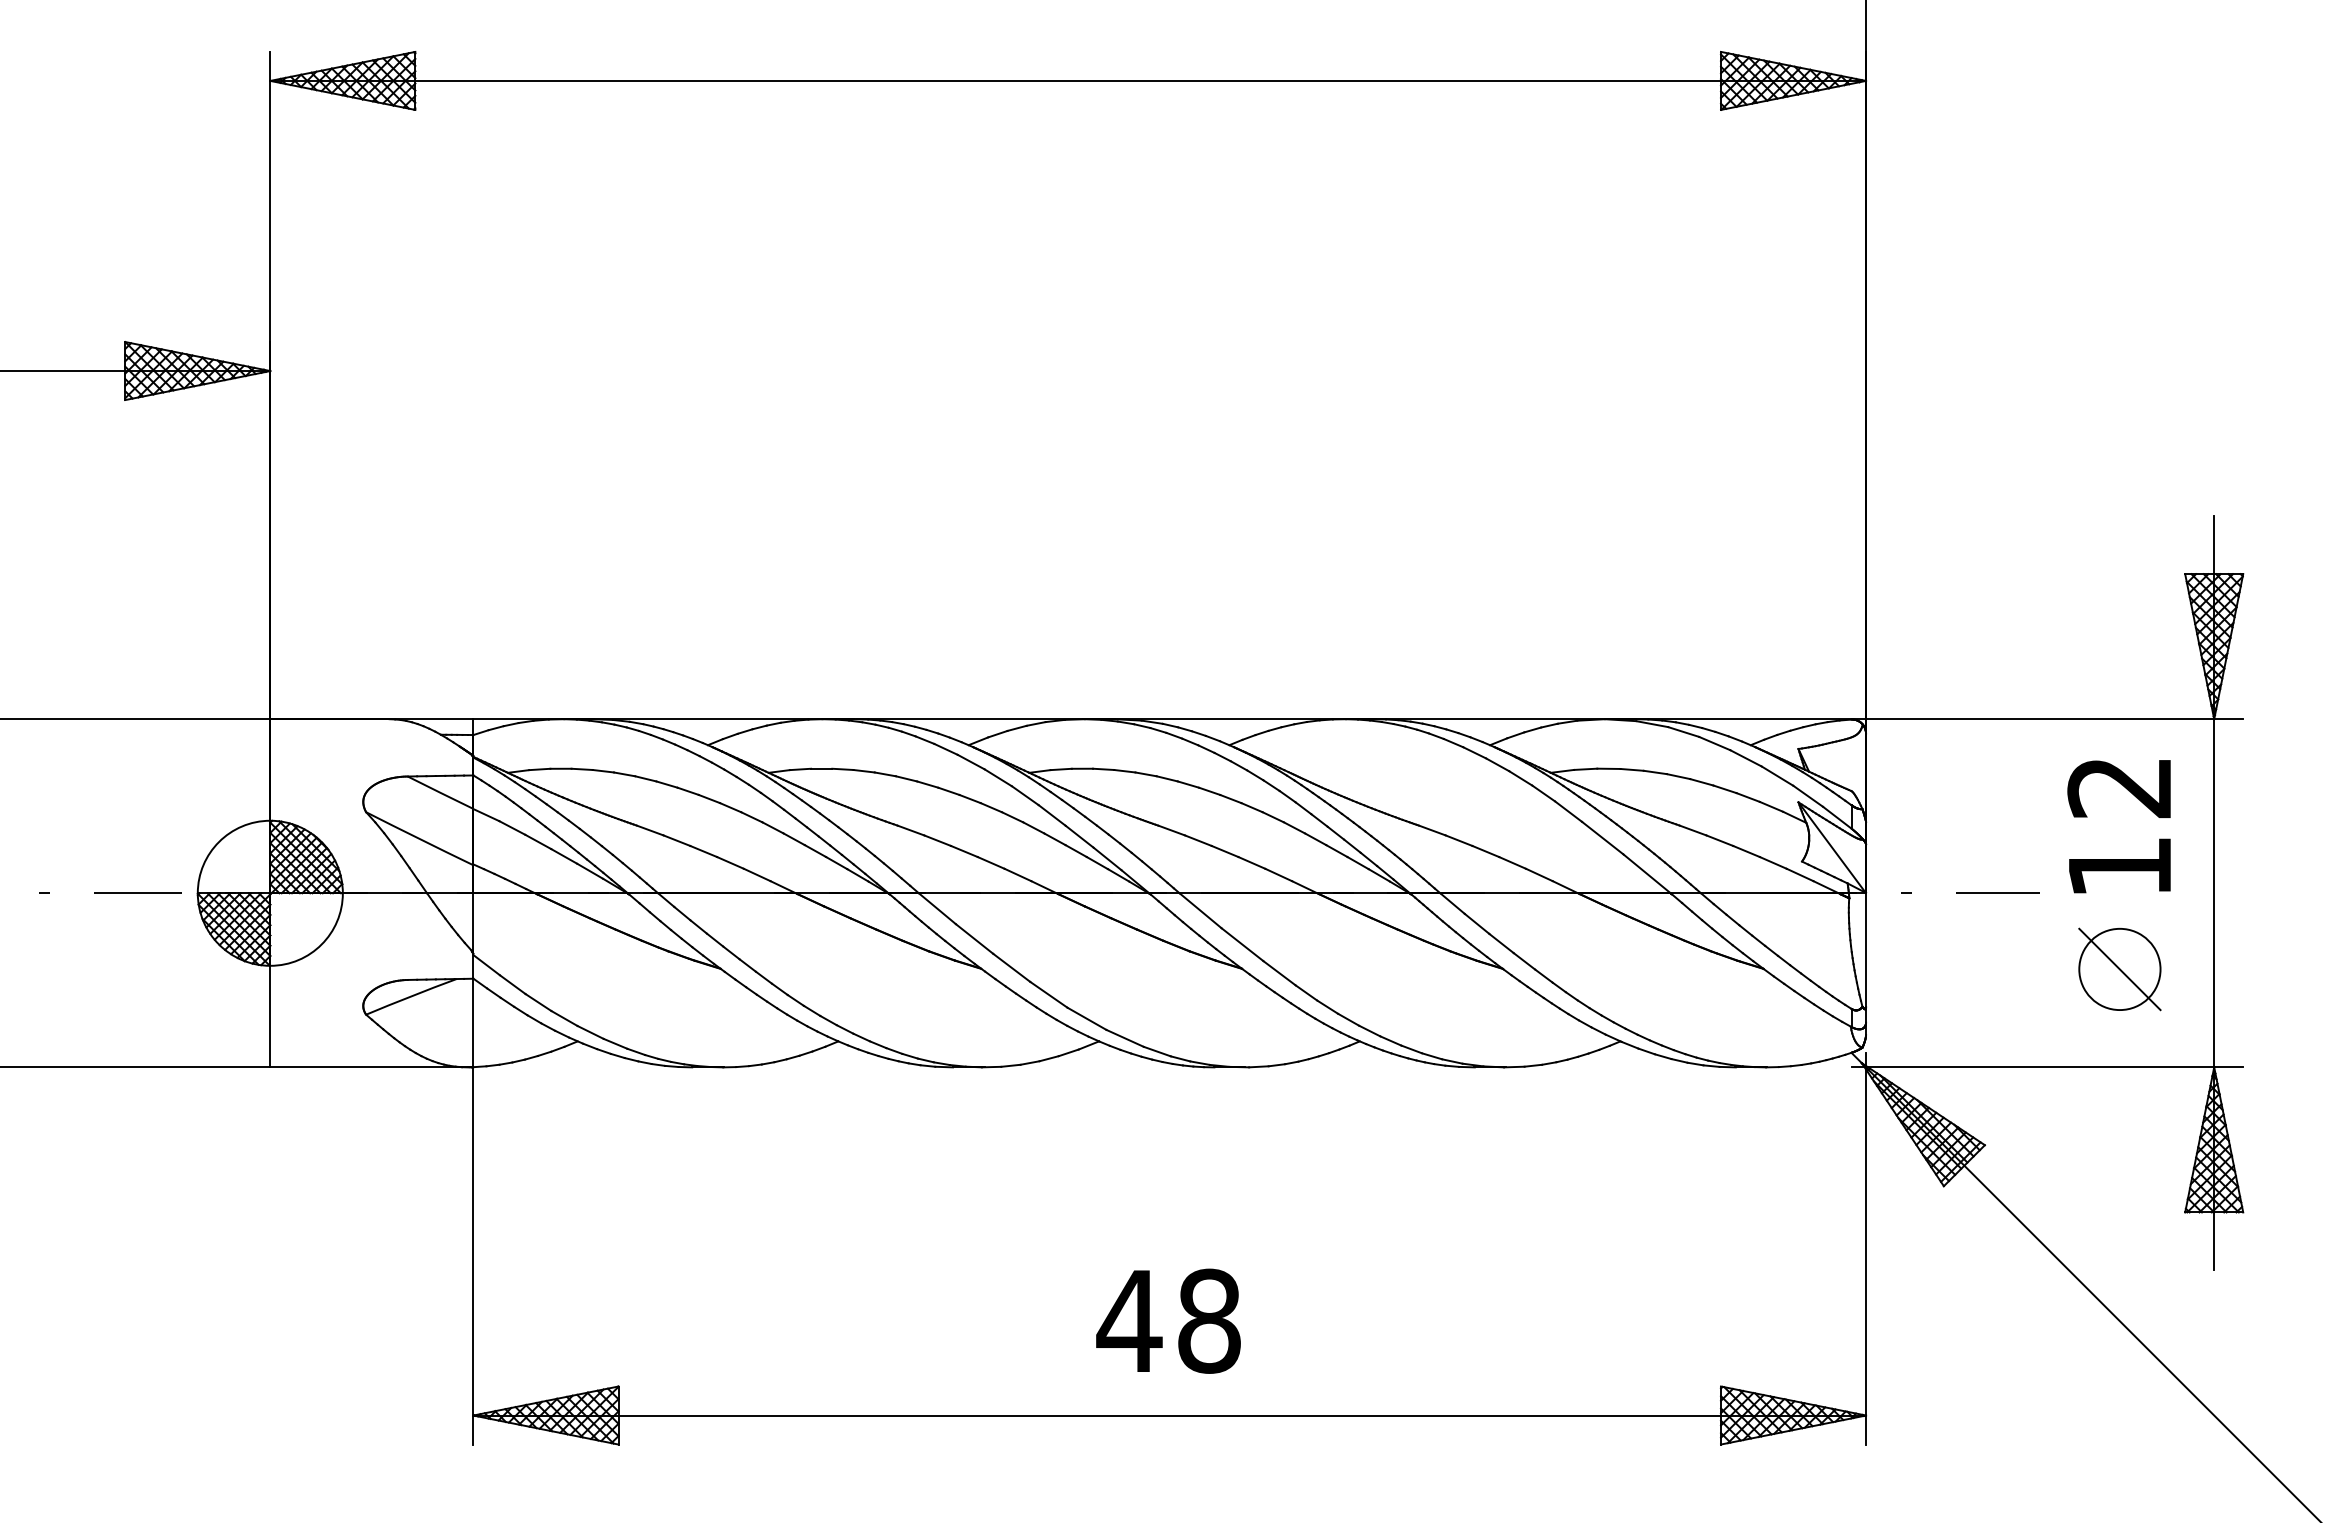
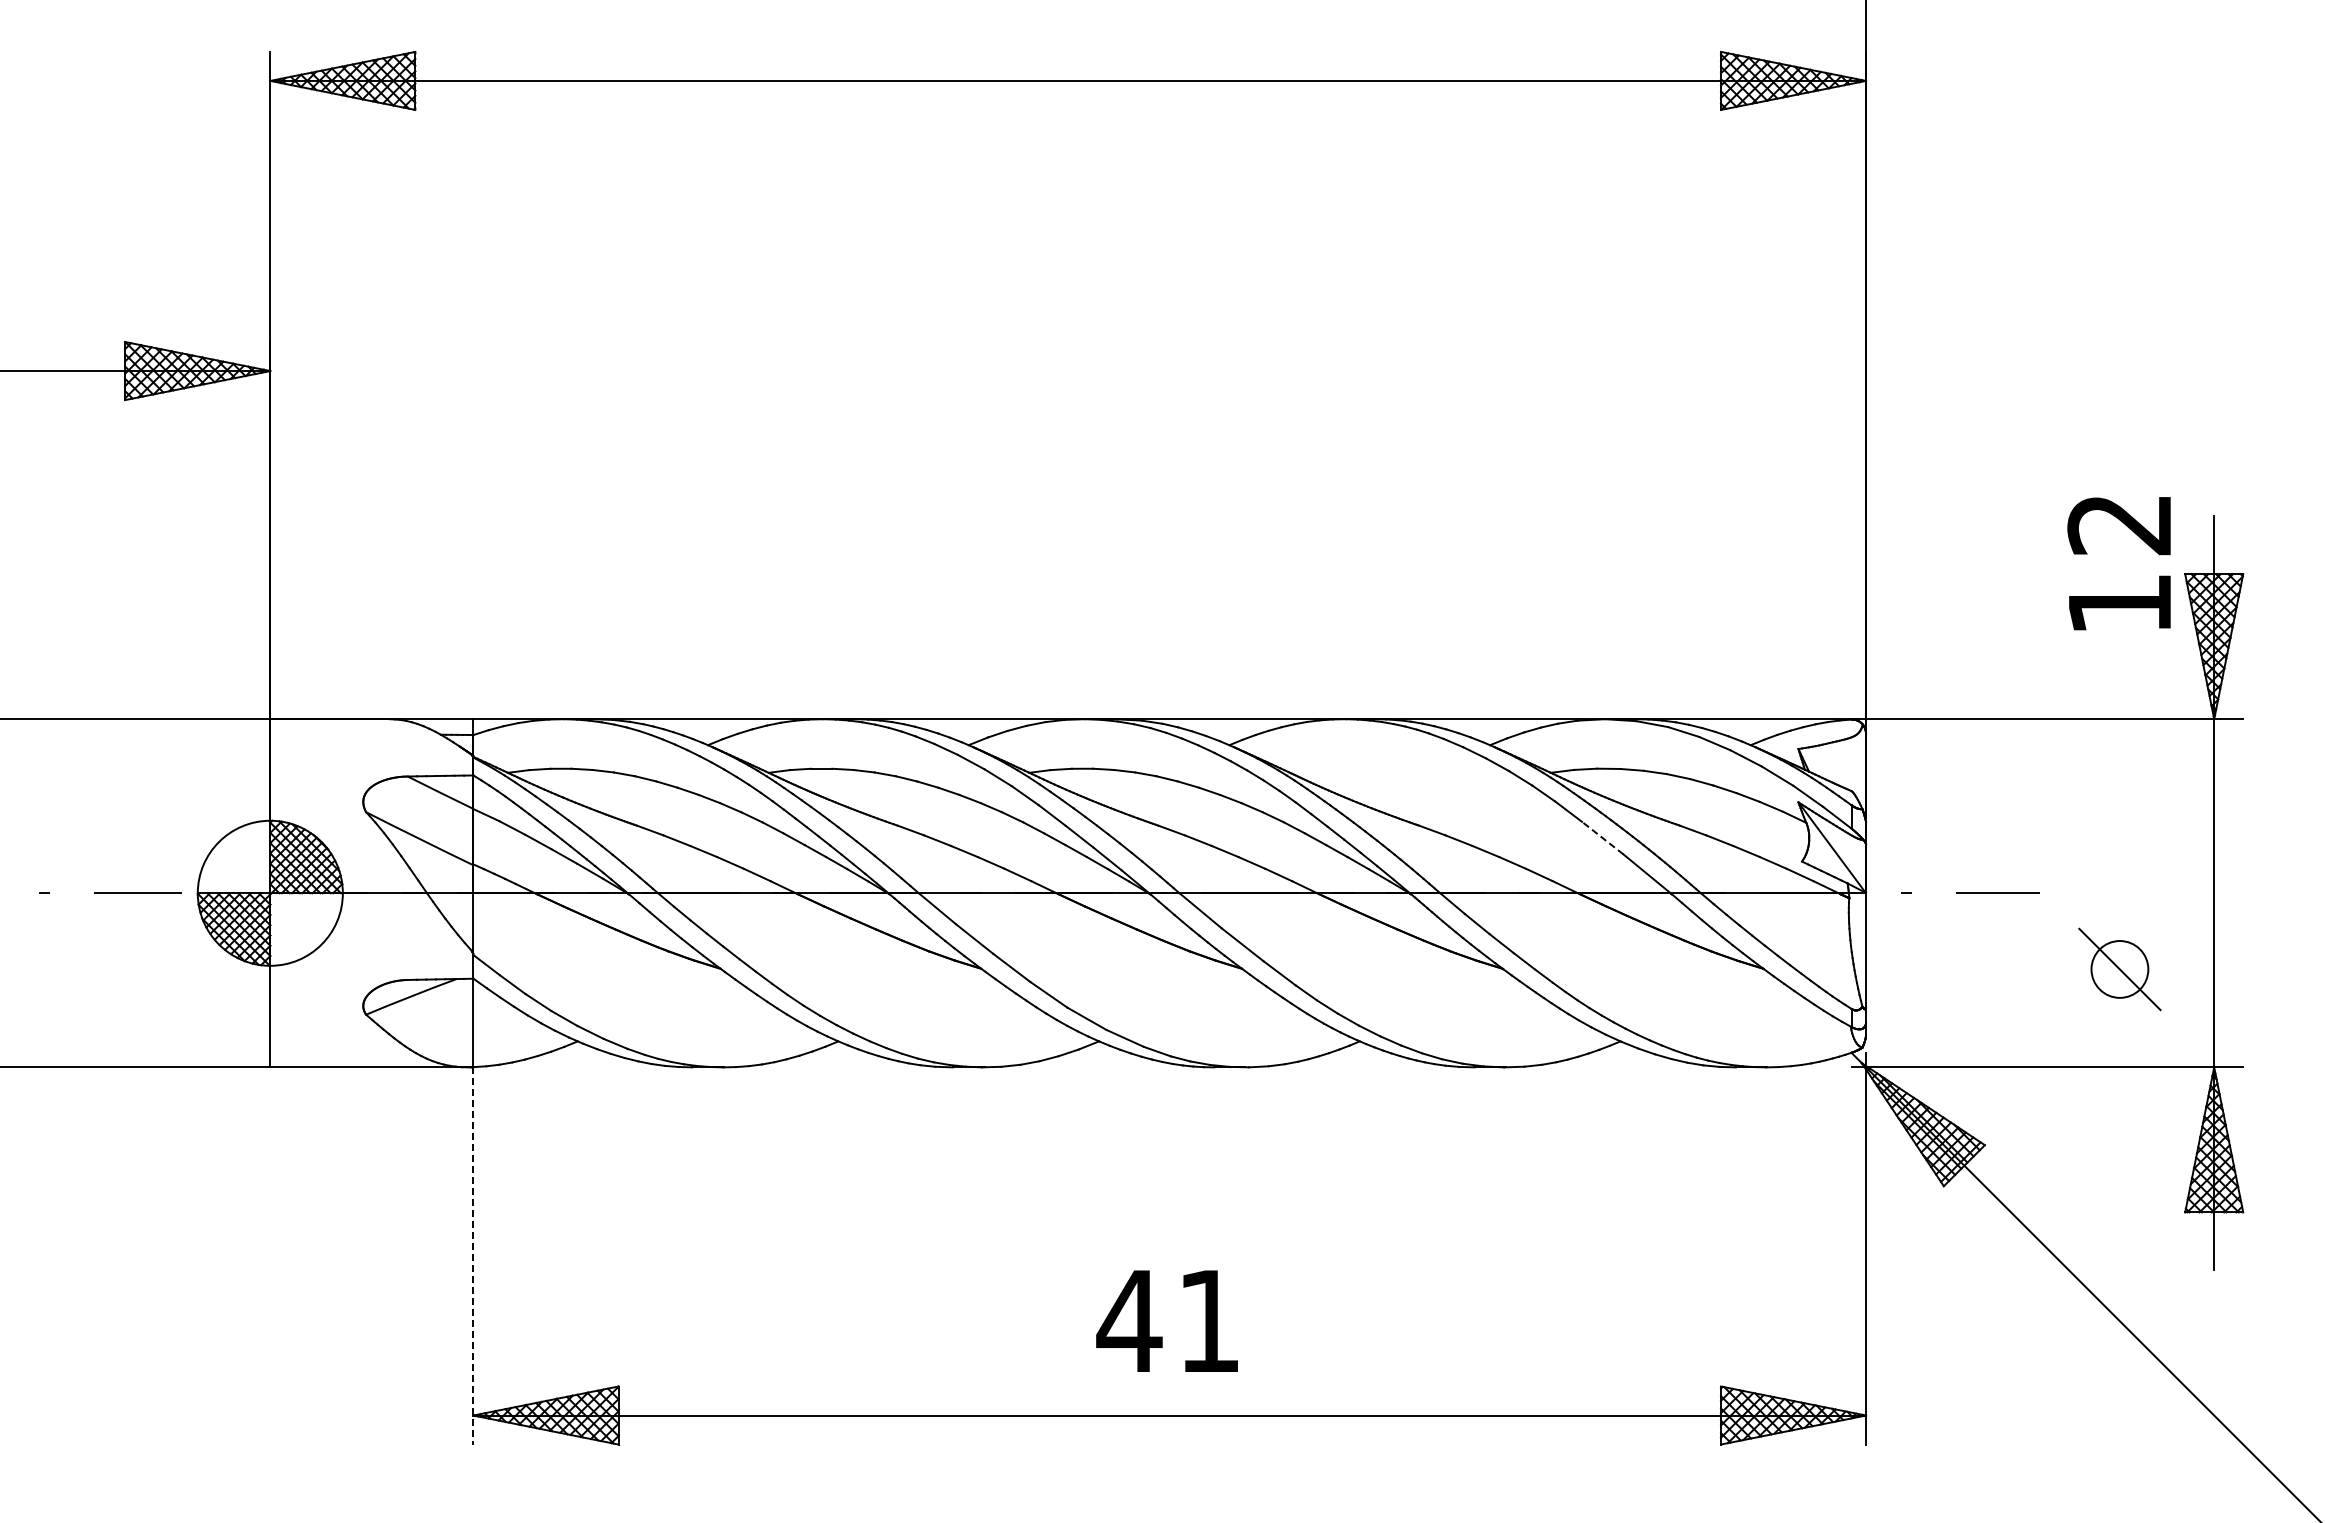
text position: (2118, 826) -> (2118, 563) (2118, 563)
line: solid -> dashed (1602, 837)
circle diameter: 81 px -> 57 px (2119, 969)
line: solid -> dashed (473, 1255)
text: 48 -> 41 (1209, 1320)
